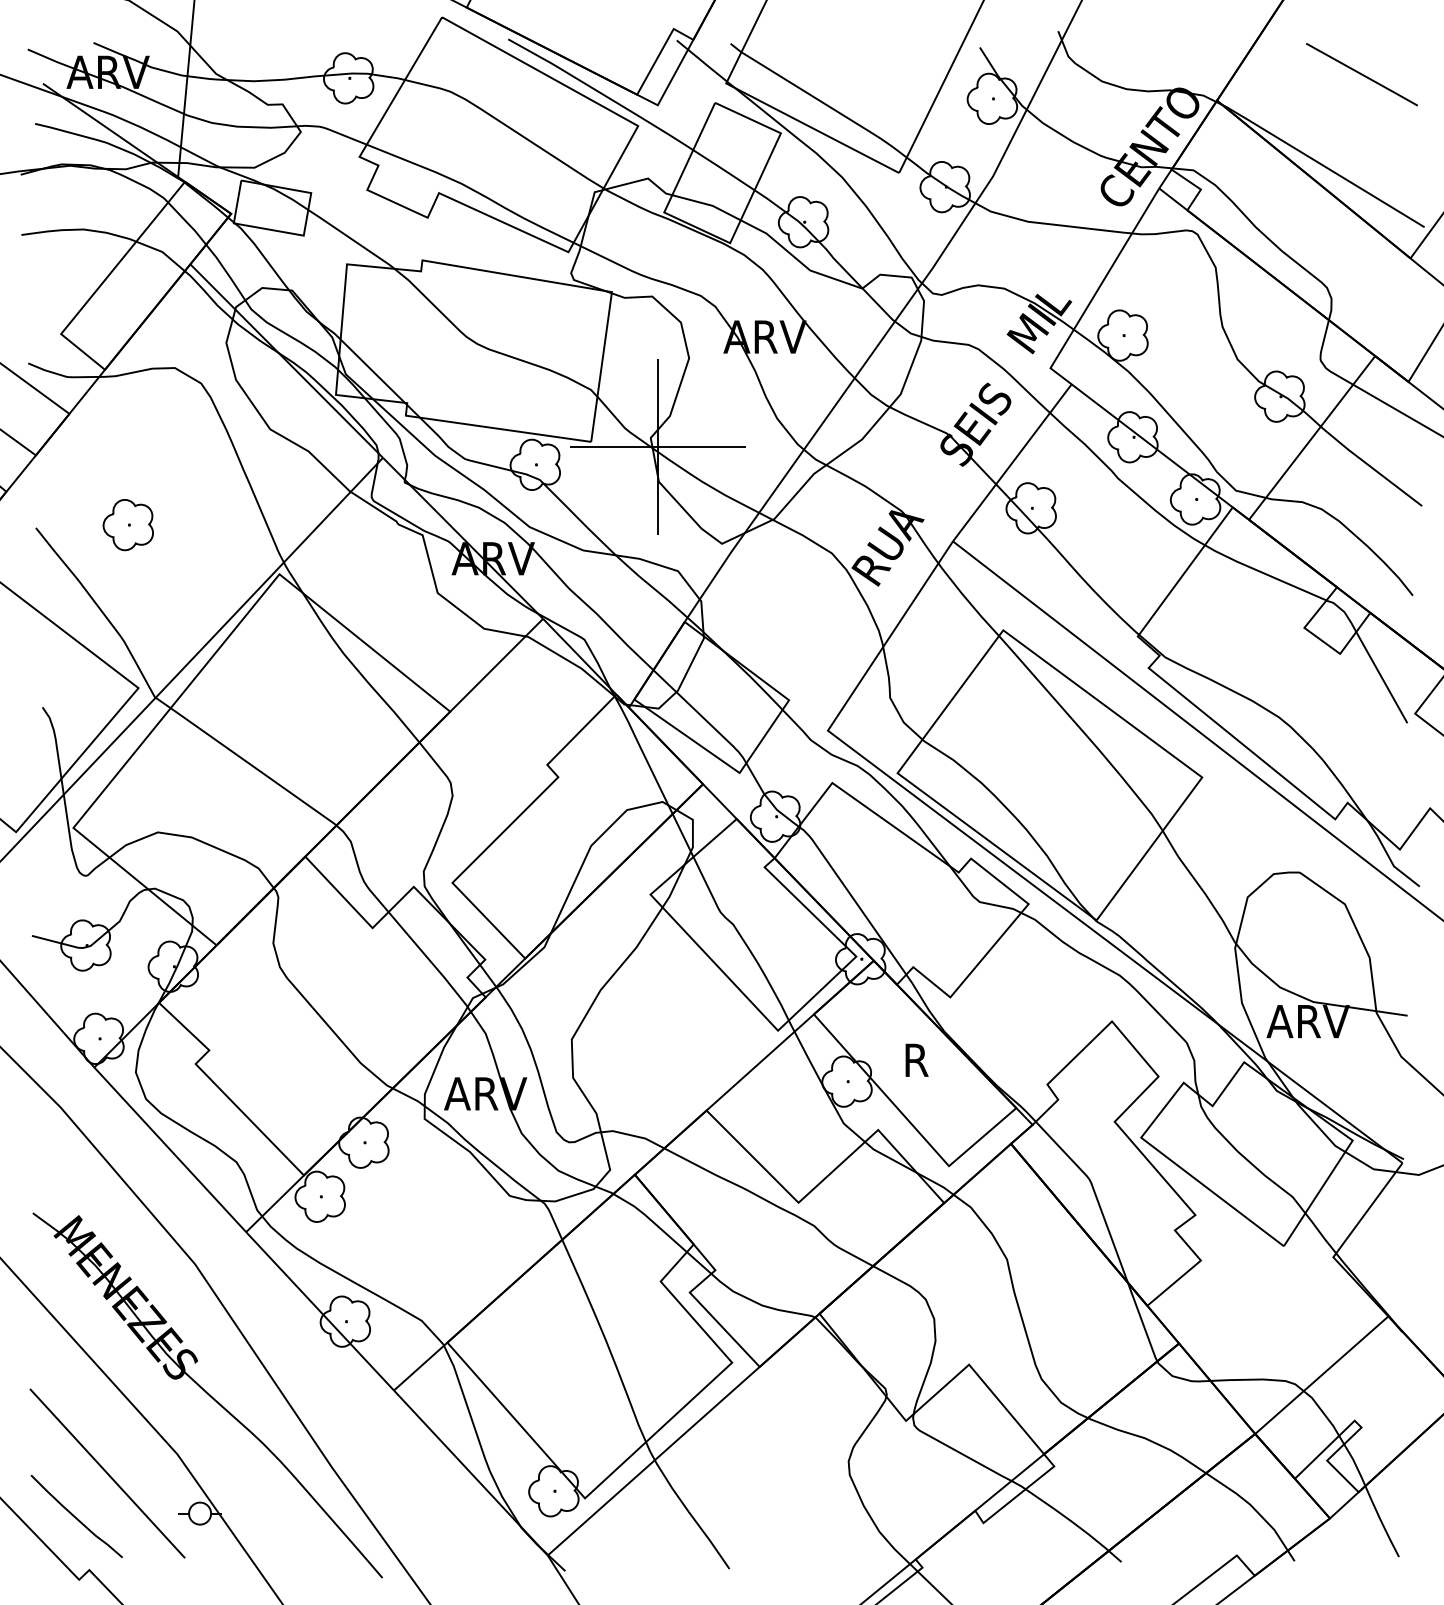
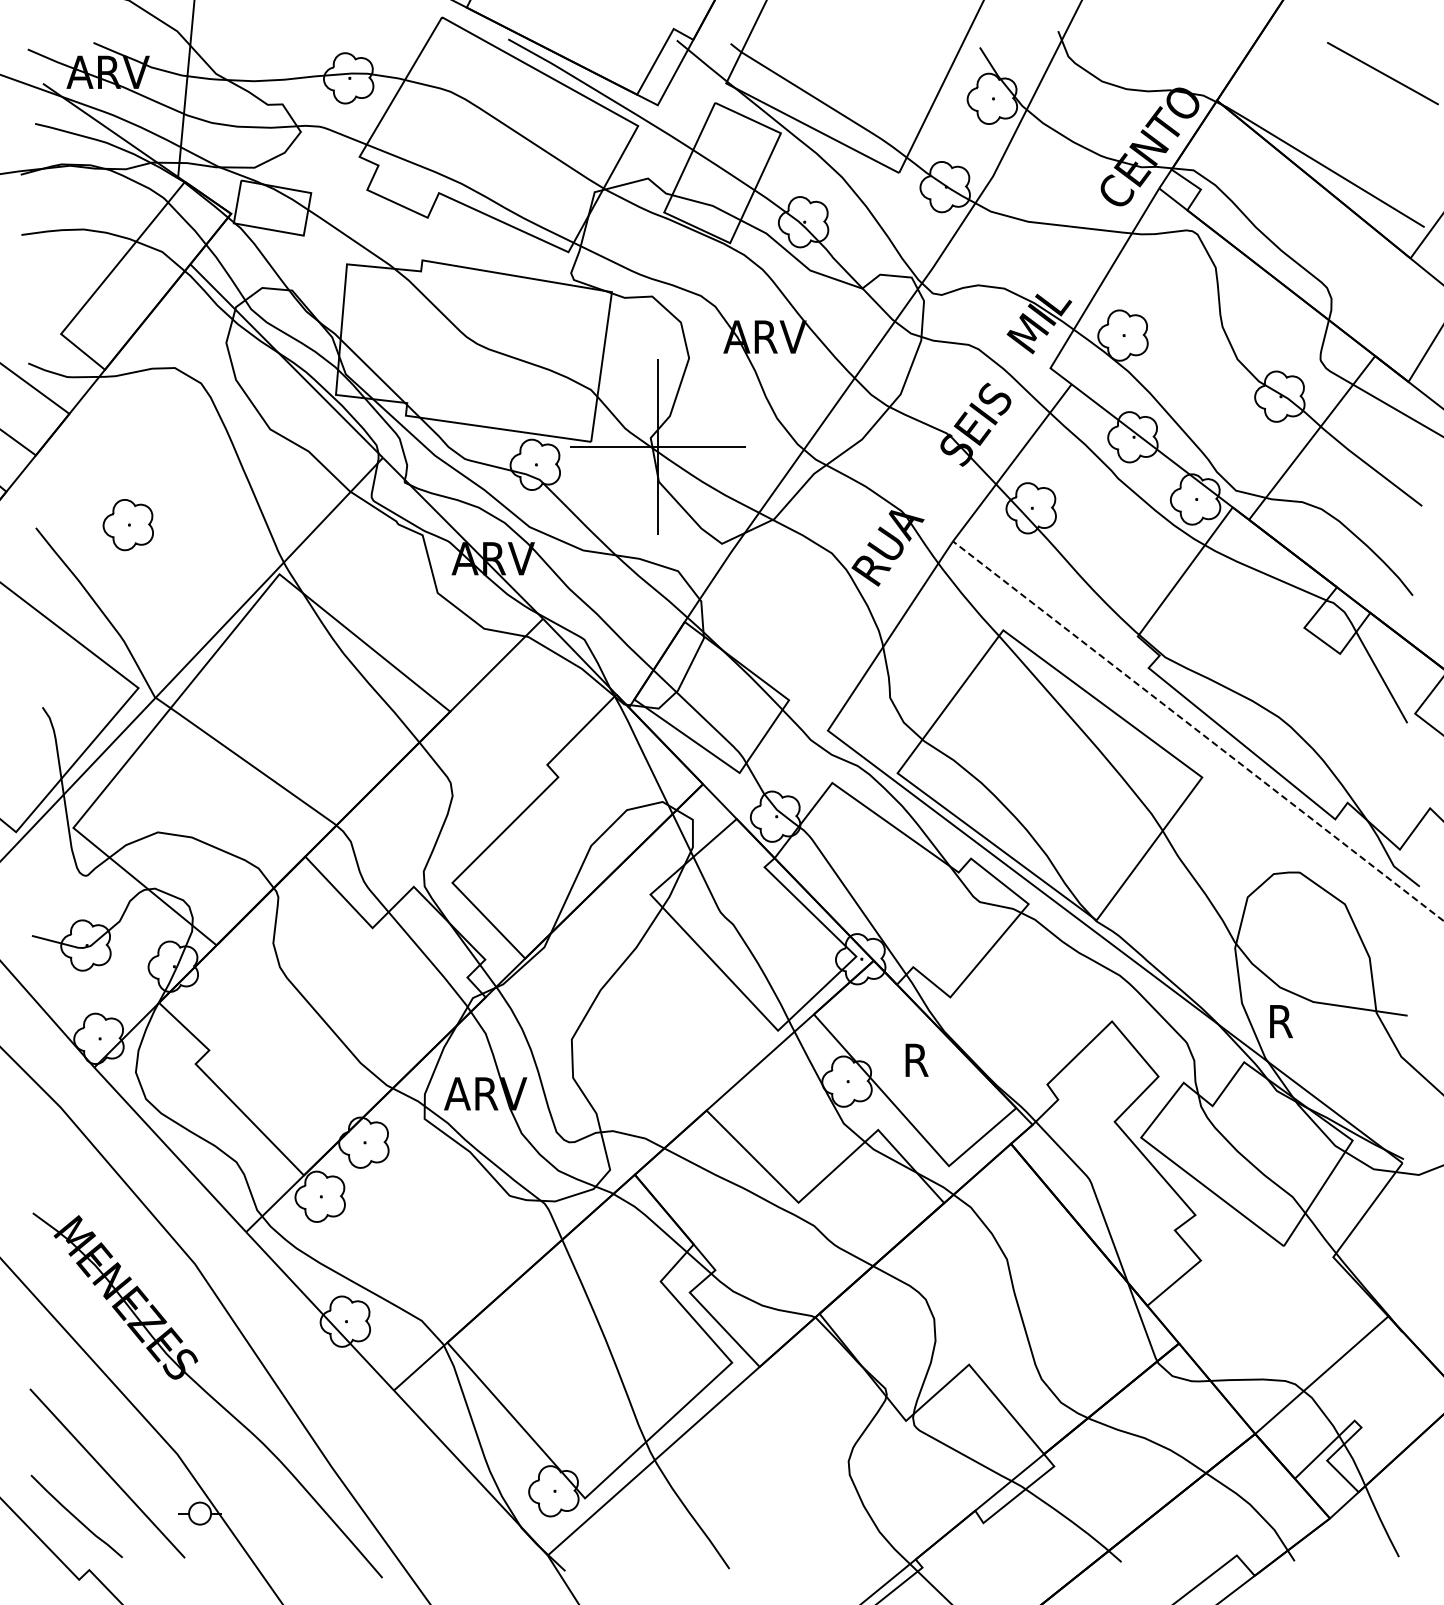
line position: (1361, 74) -> (1382, 73) (1382, 73)
line: solid -> dashed (1198, 730)
text: ARV -> R (1307, 1021)
